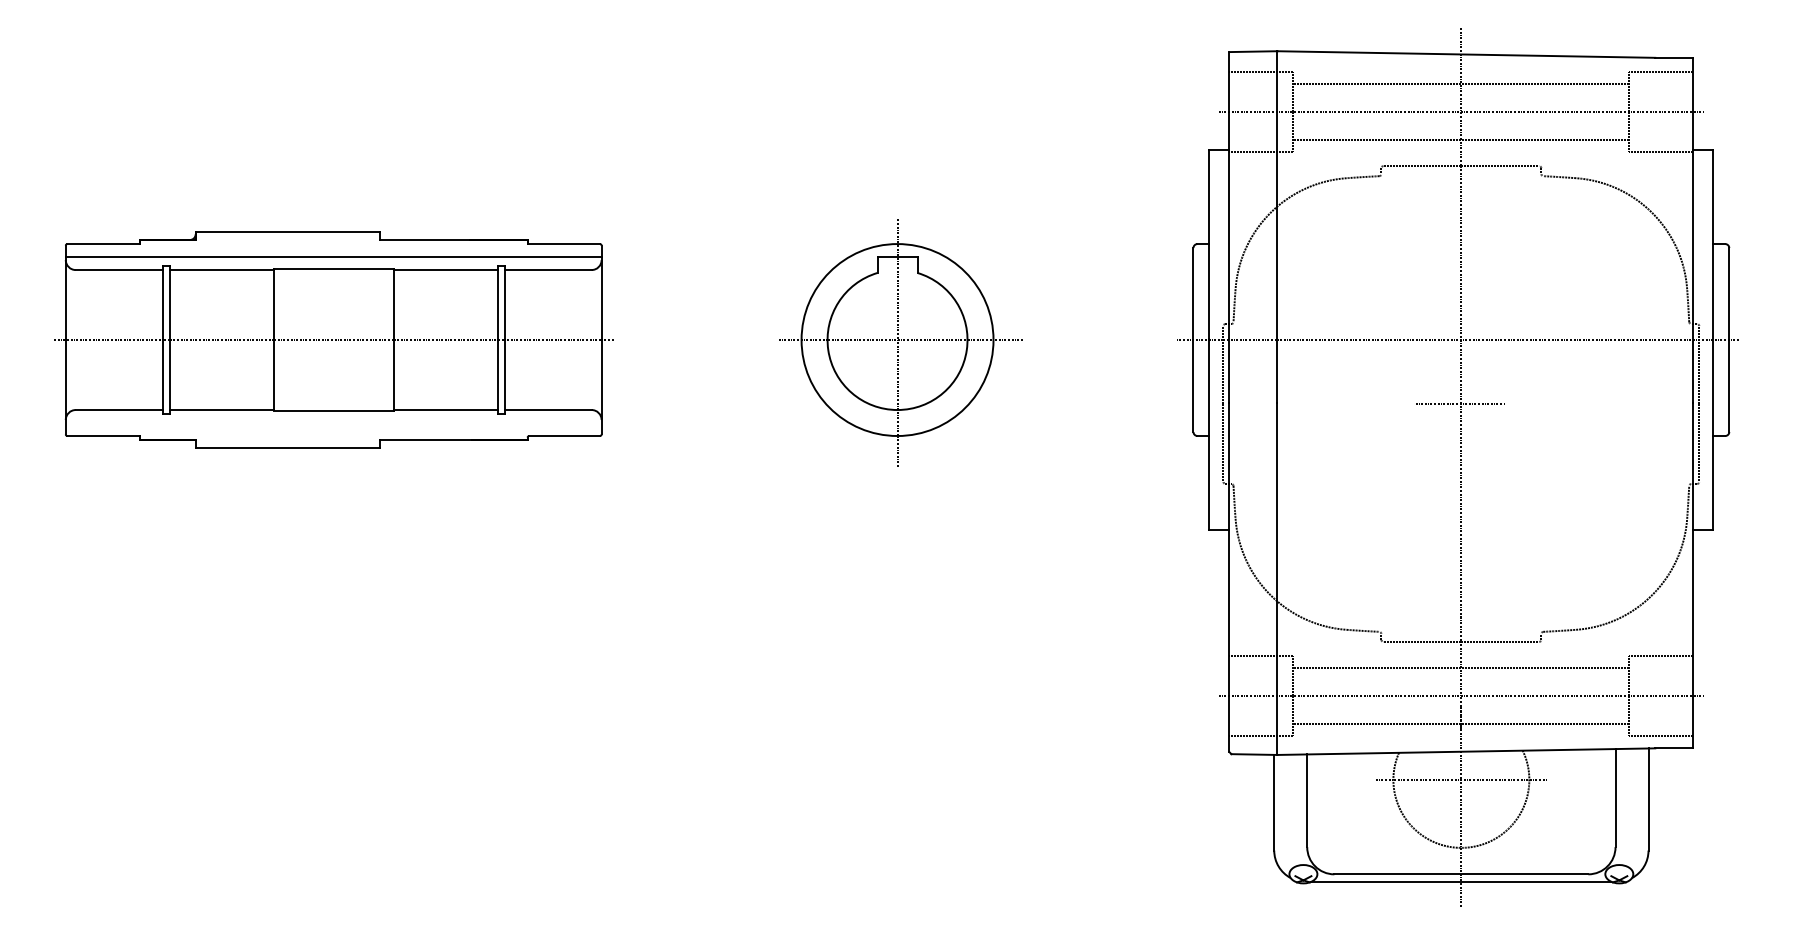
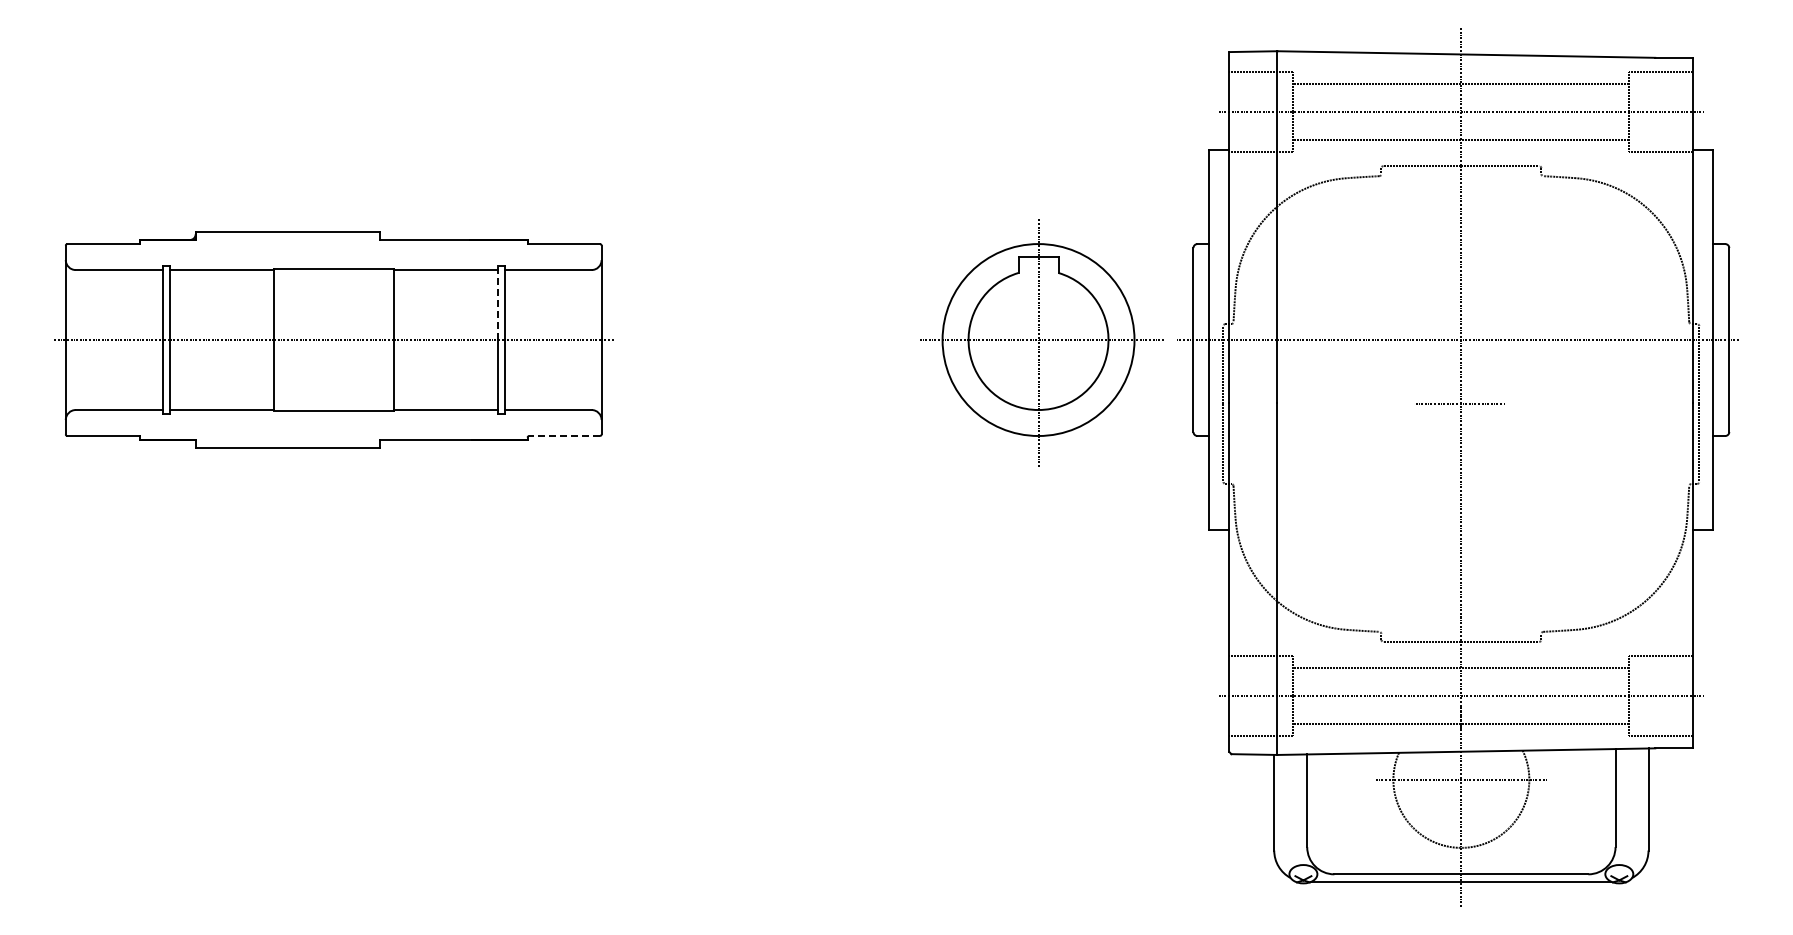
line: present -> none (333, 256)
line: solid -> dashed (497, 303)
part position: (900, 342) -> (1041, 342) (1041, 342)
line: solid -> dashed (564, 436)
